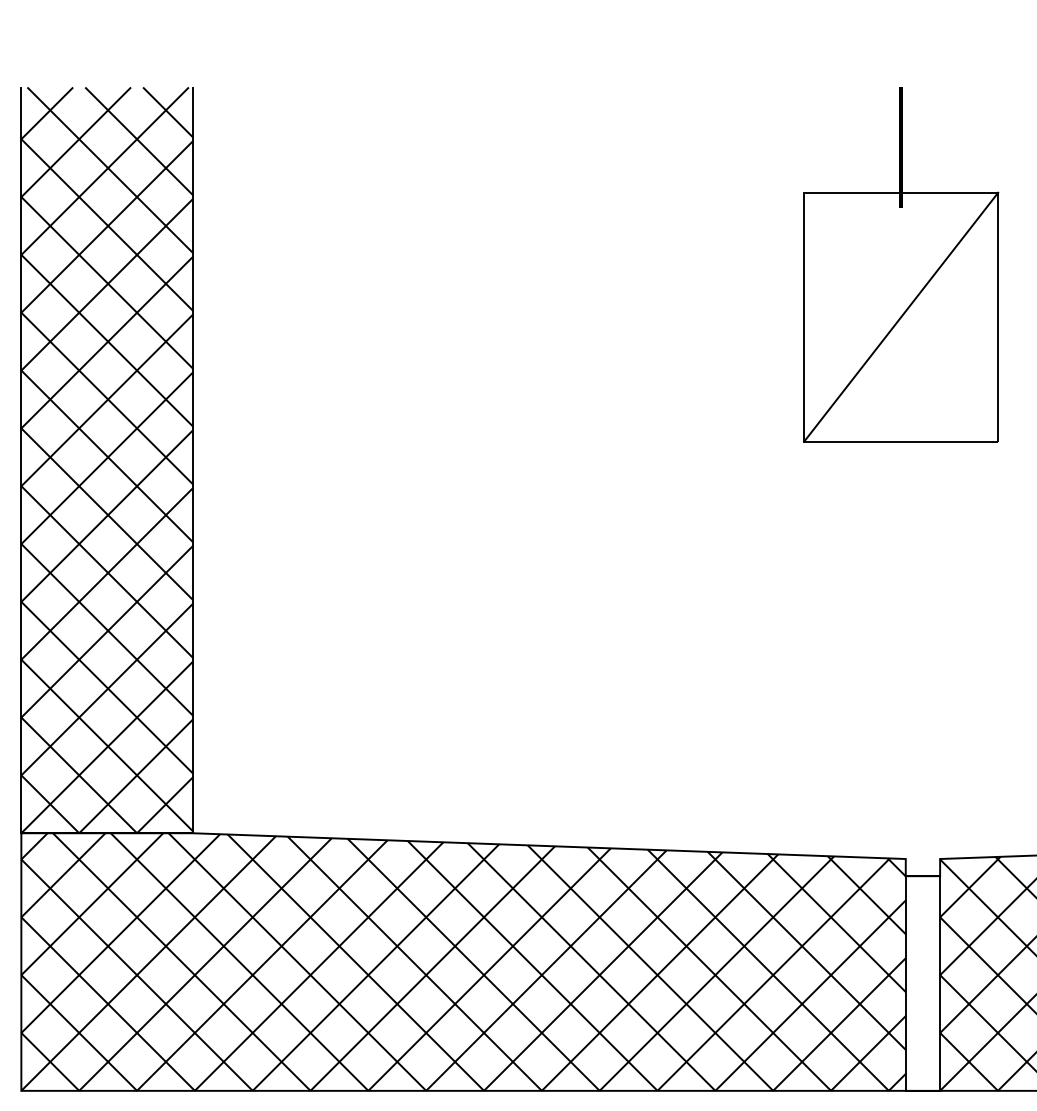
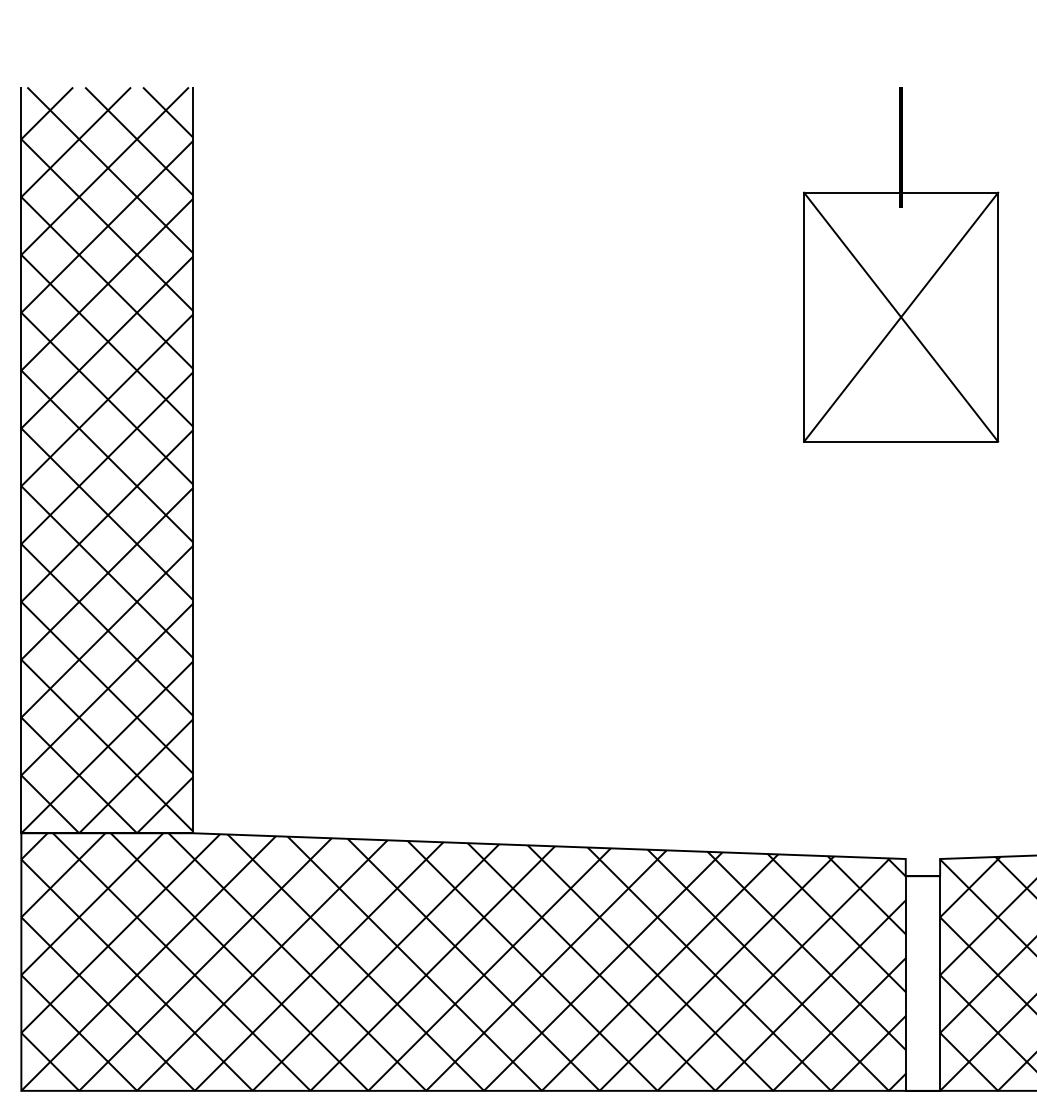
line: none -> present (901, 316)
